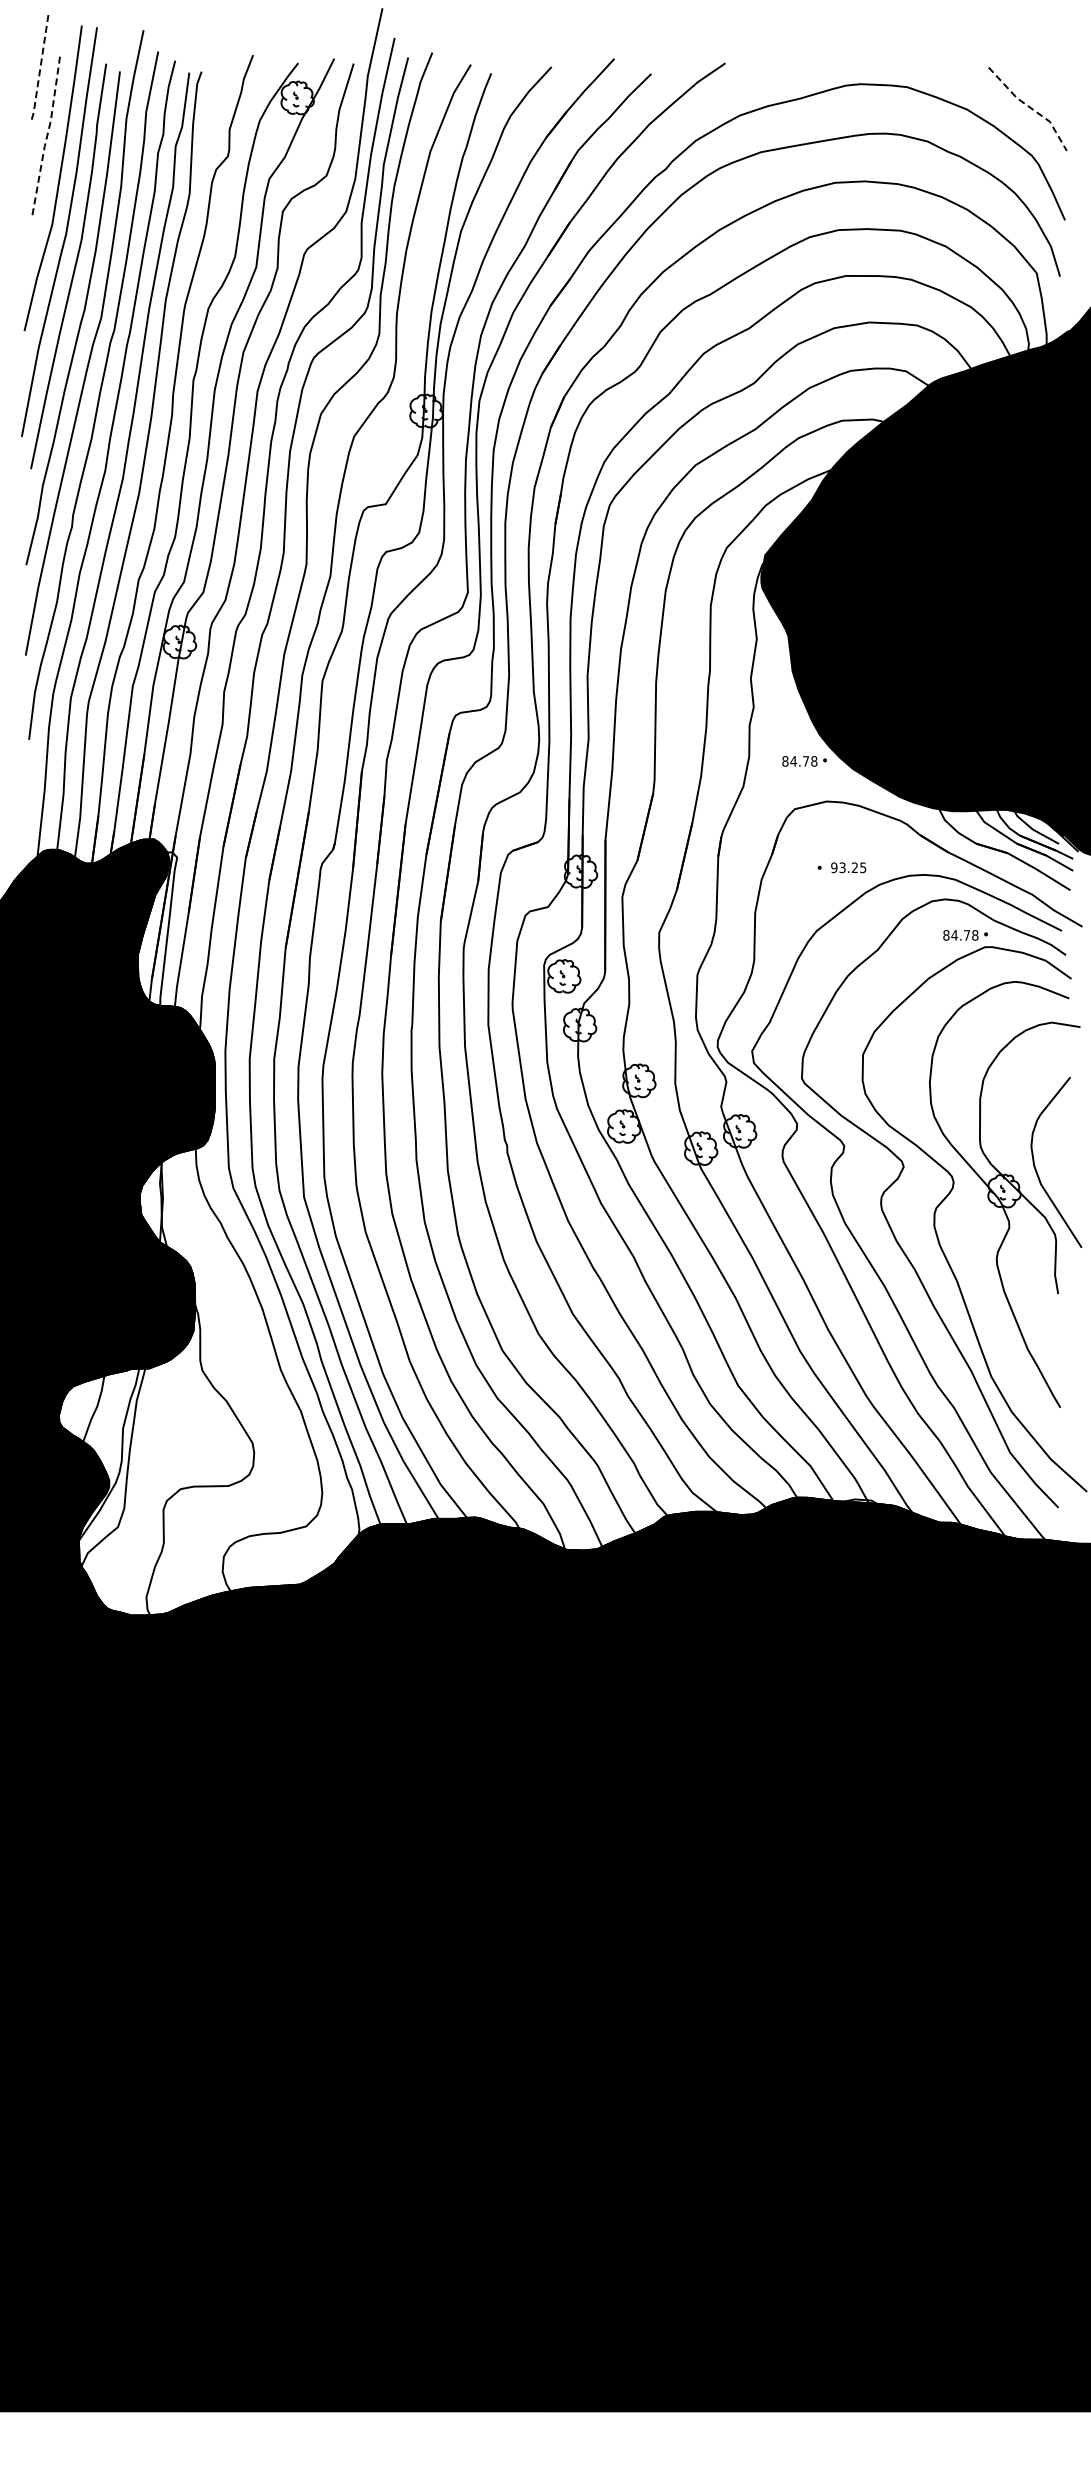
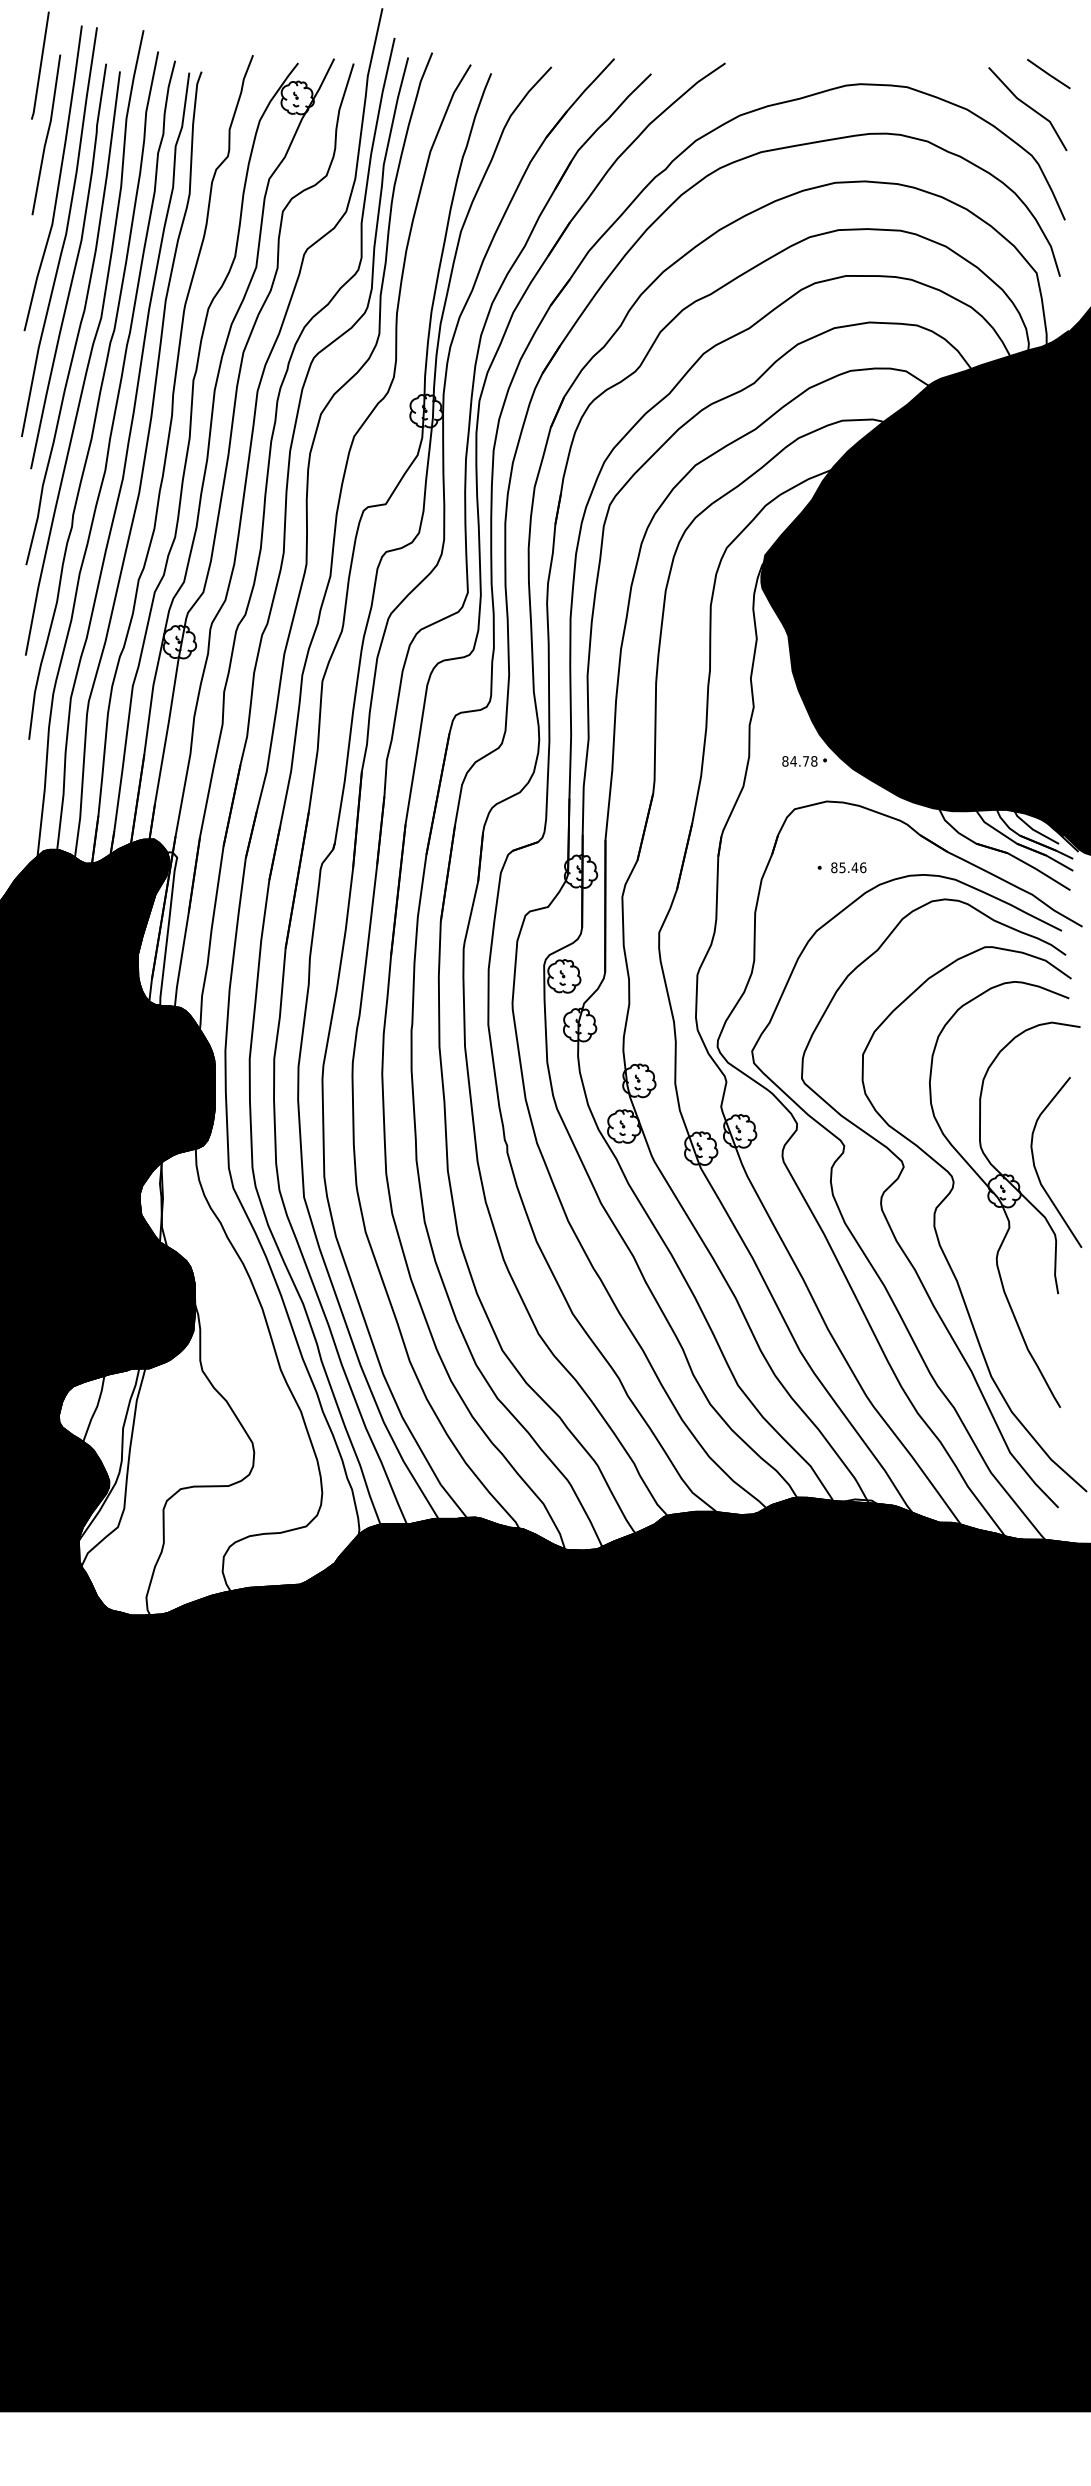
line: dashed -> solid (40, 65)
line: none -> present (1048, 74)
line: dashed -> solid (1030, 107)
line: dashed -> solid (47, 134)
text: 93.25 -> 85.46 (848, 867)
part: present -> none (965, 935)
